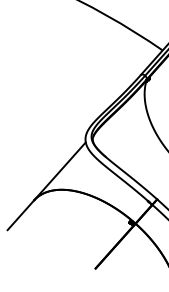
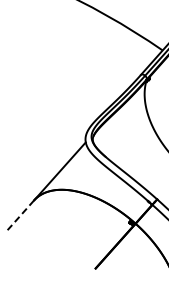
line: solid -> dashed (20, 215)
